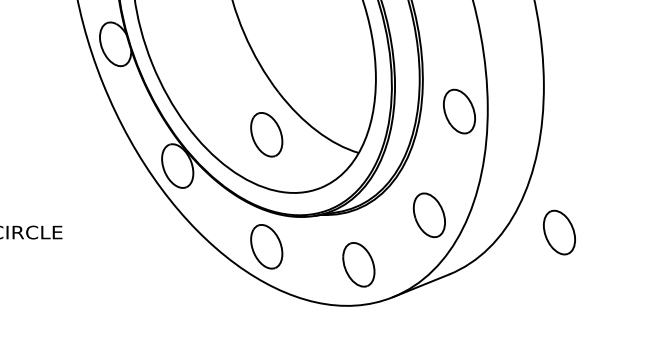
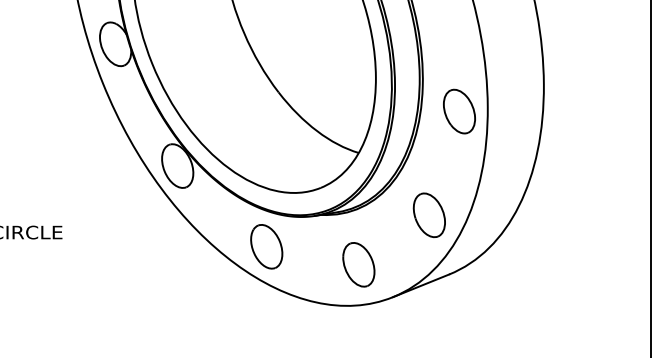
part: present -> none (266, 134)
line: none -> present (650, 178)
part: present -> none (559, 232)
